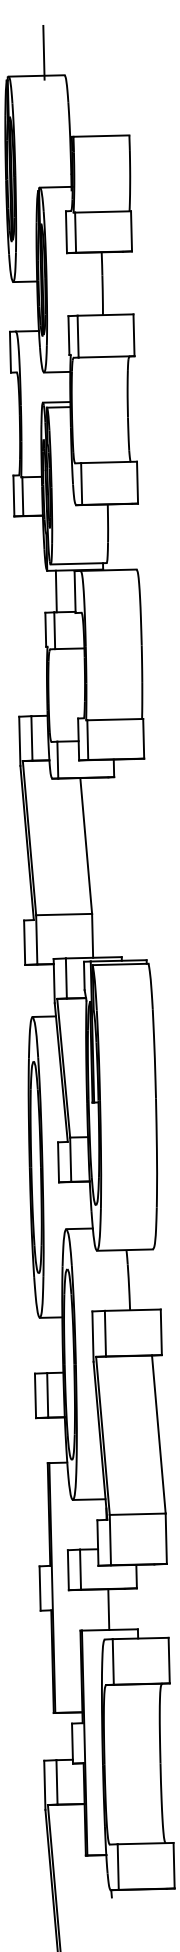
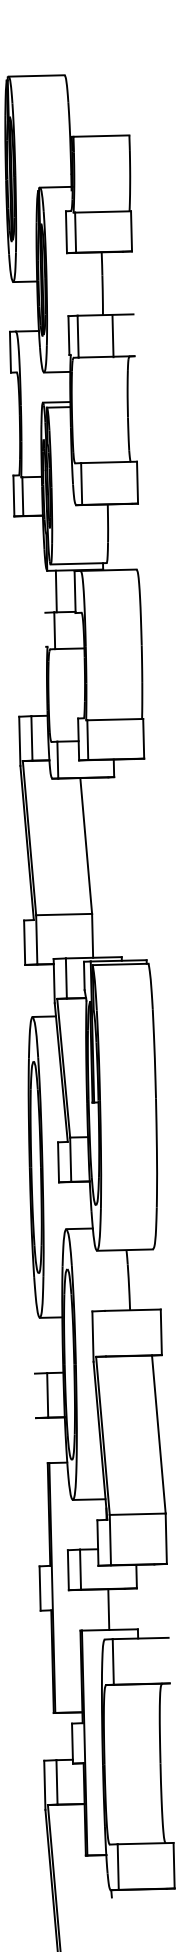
line: present -> none (43, 52)
line position: (133, 335) -> (112, 336) (112, 336)
line: present -> none (45, 629)
line: present -> none (104, 1333)
line: present -> none (35, 1395)
line: present -> none (168, 1660)
